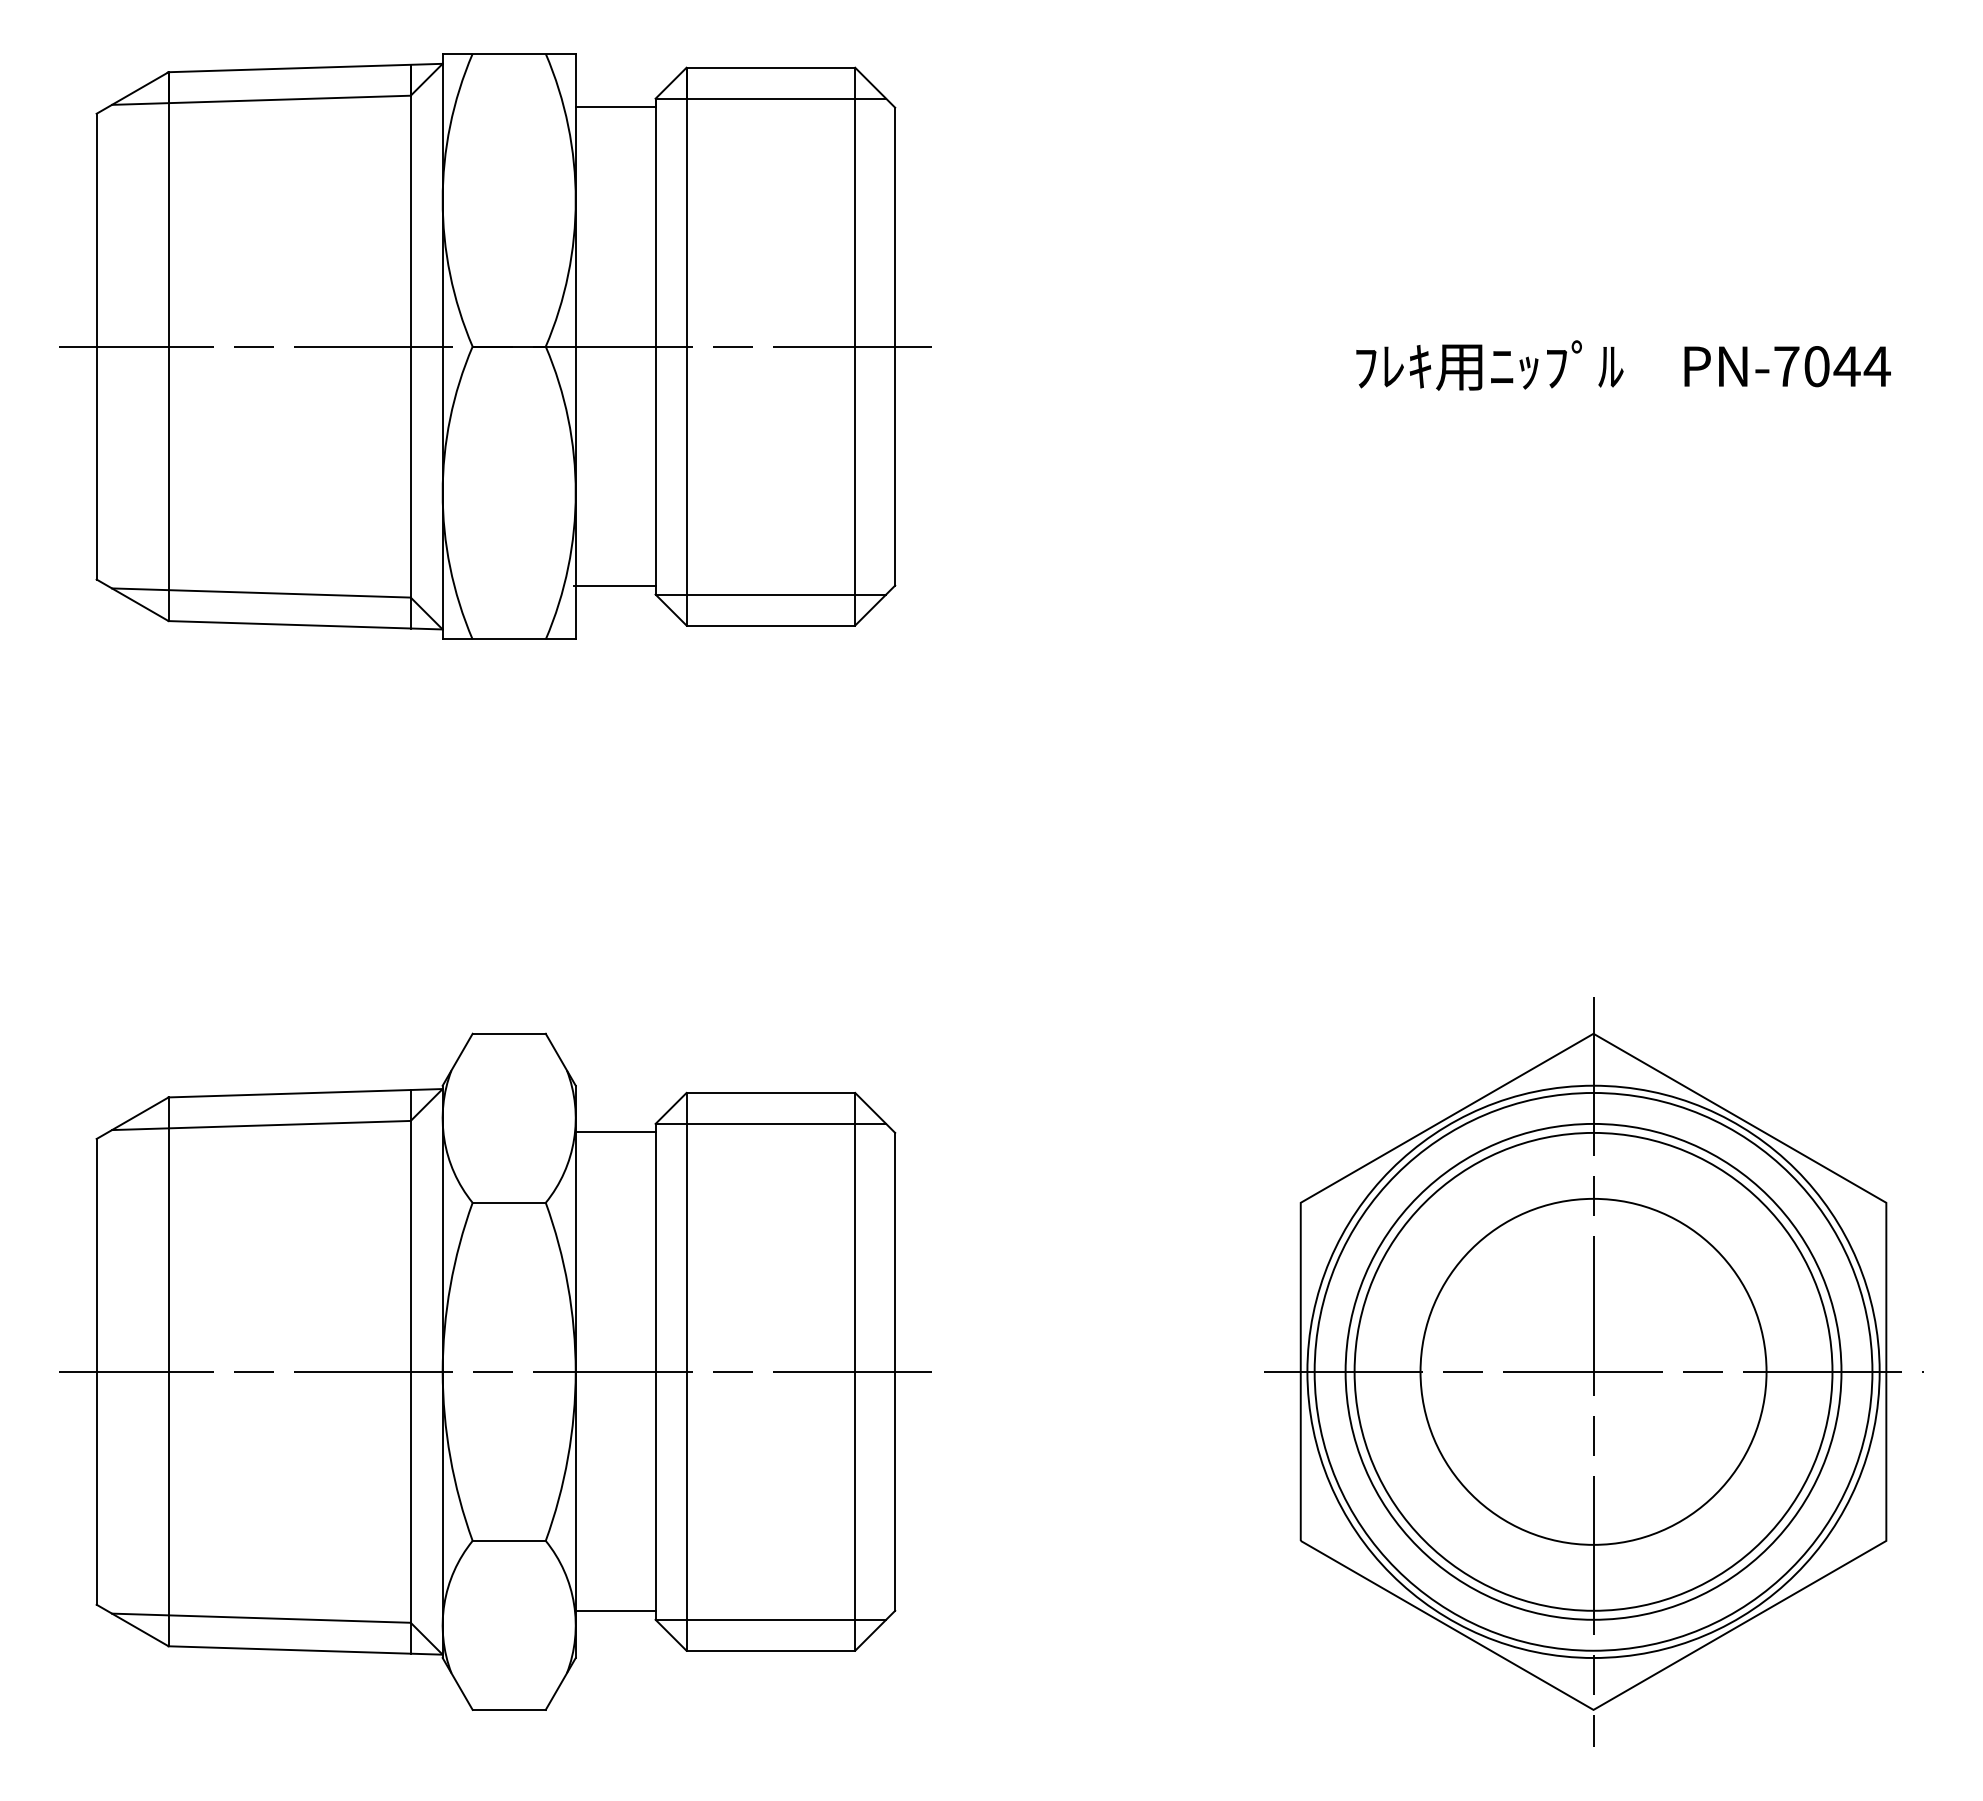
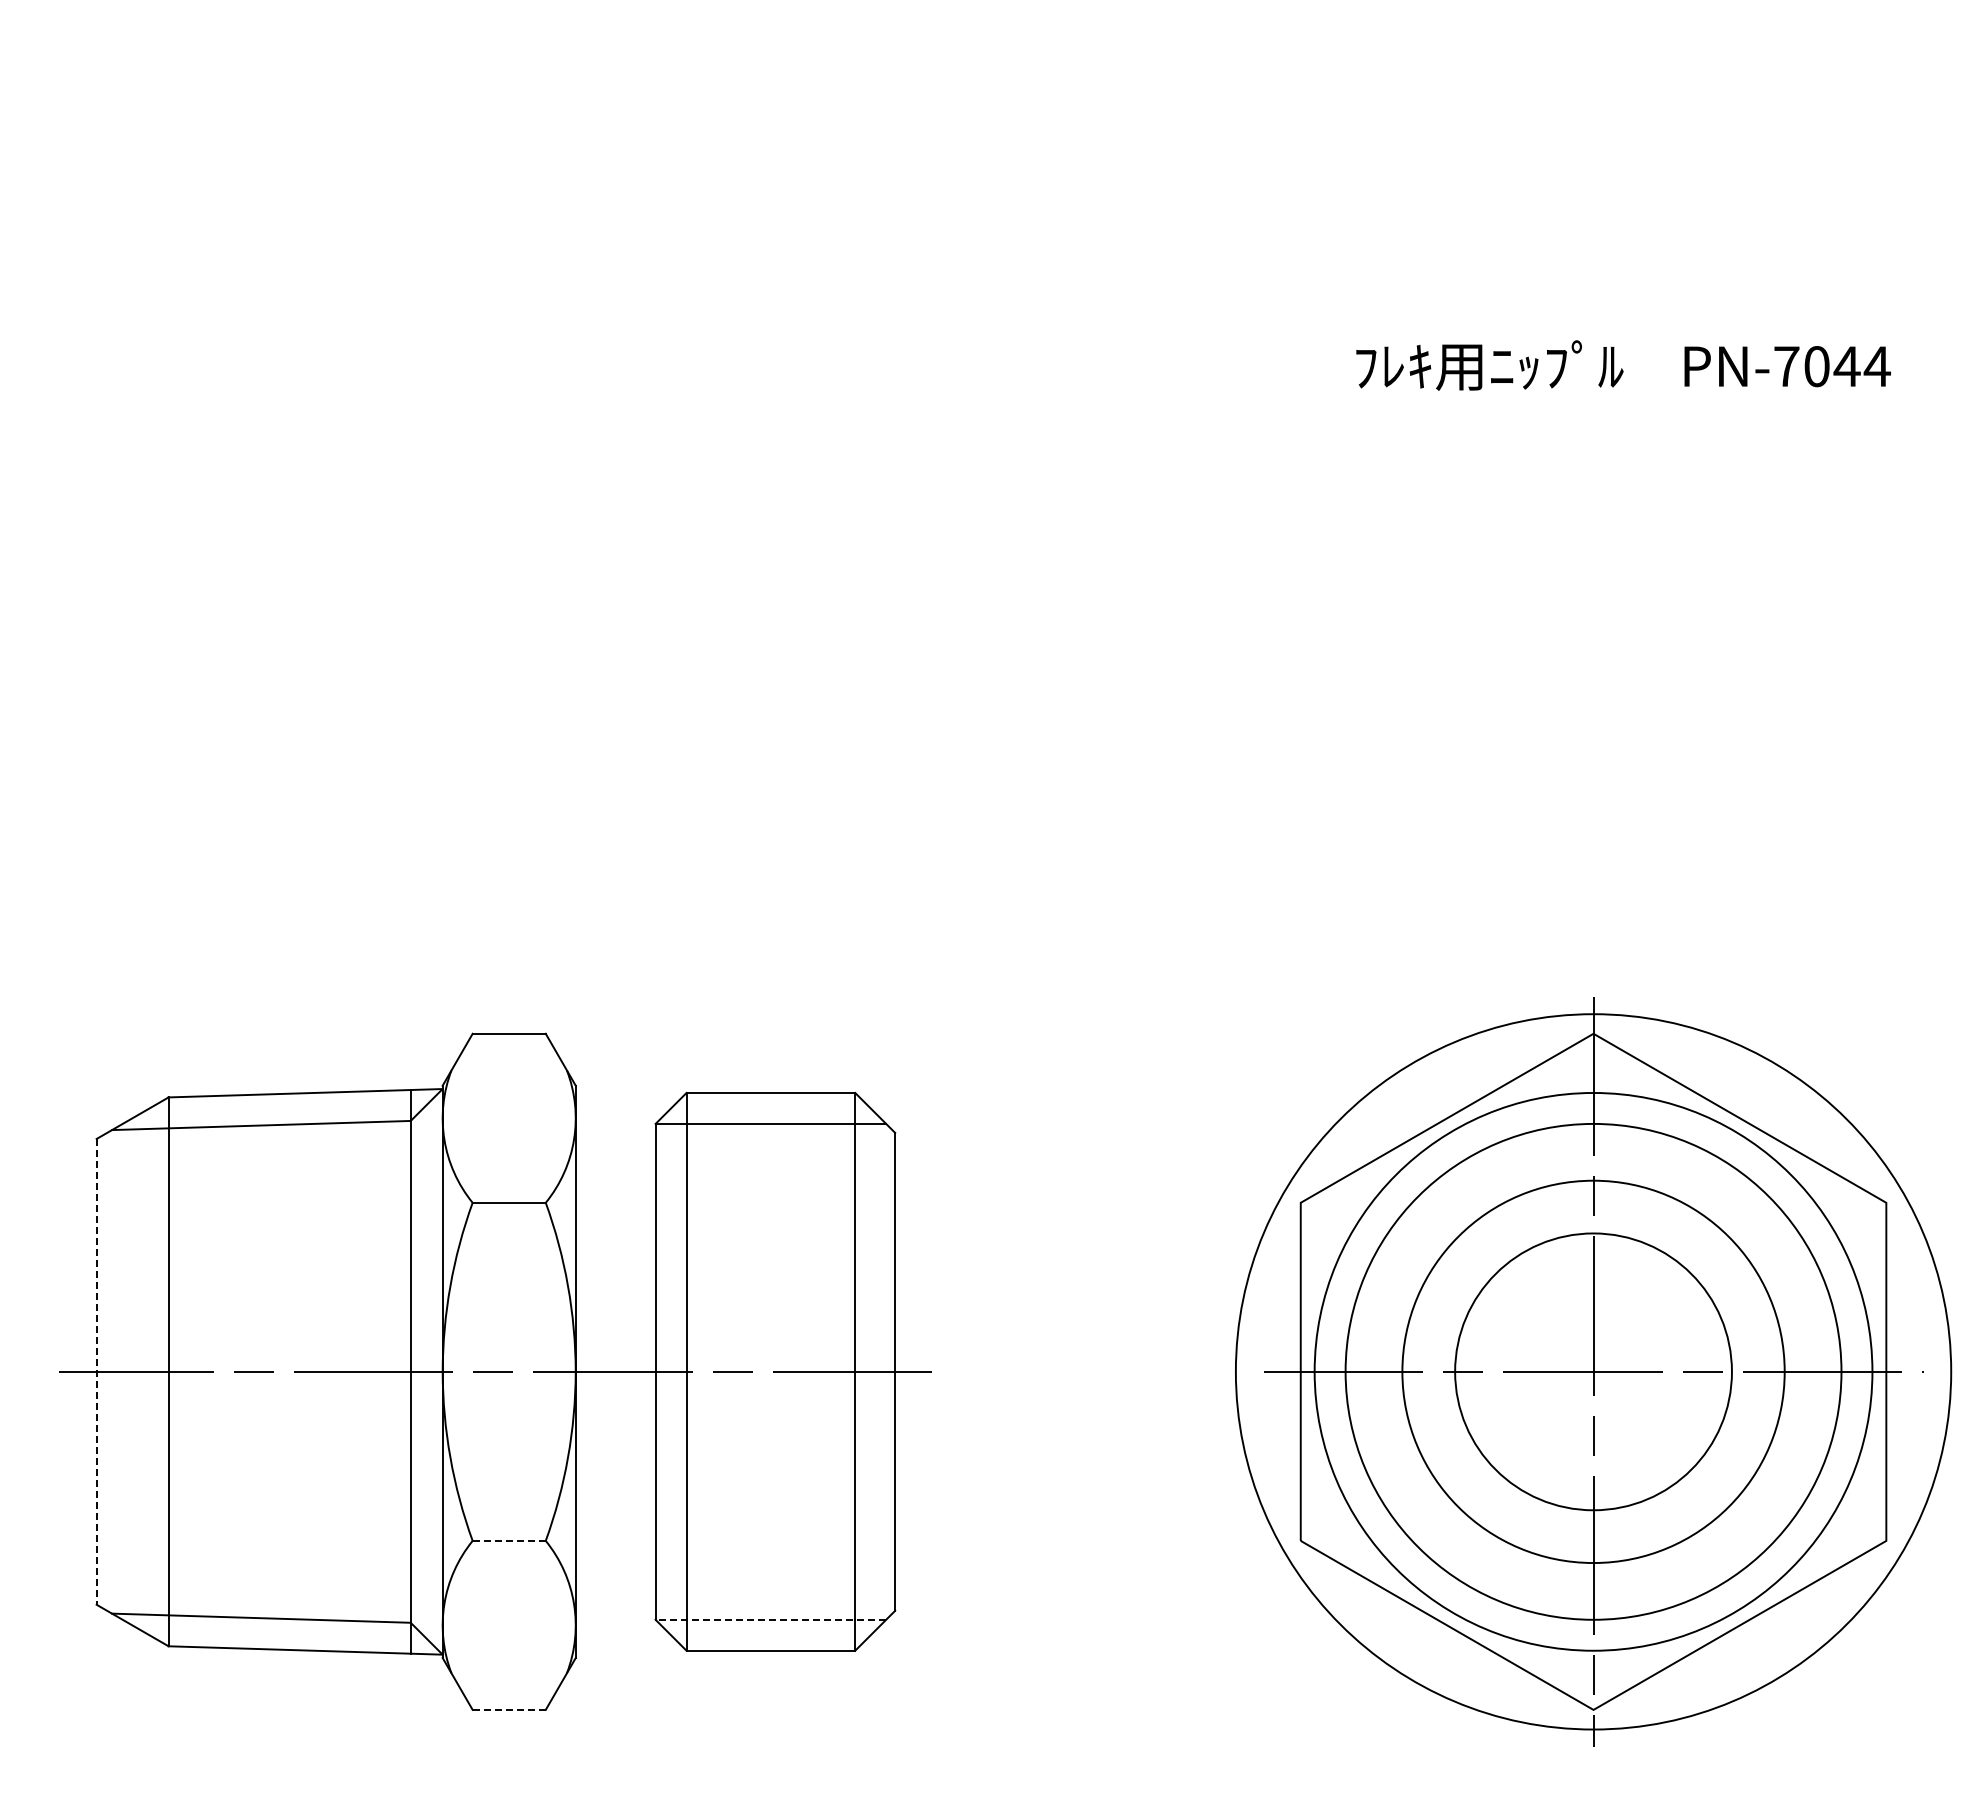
part: present -> none (495, 346)
line: present -> none (615, 1132)
line: solid -> dashed (96, 1371)
circle diameter: 346 px -> 277 px (1593, 1371)
circle diameter: 478 px -> 382 px (1593, 1371)
circle diameter: 572 px -> 715 px (1593, 1371)
line: solid -> dashed (509, 1540)
line: present -> none (615, 1611)
line: solid -> dashed (770, 1619)
line: solid -> dashed (509, 1709)
